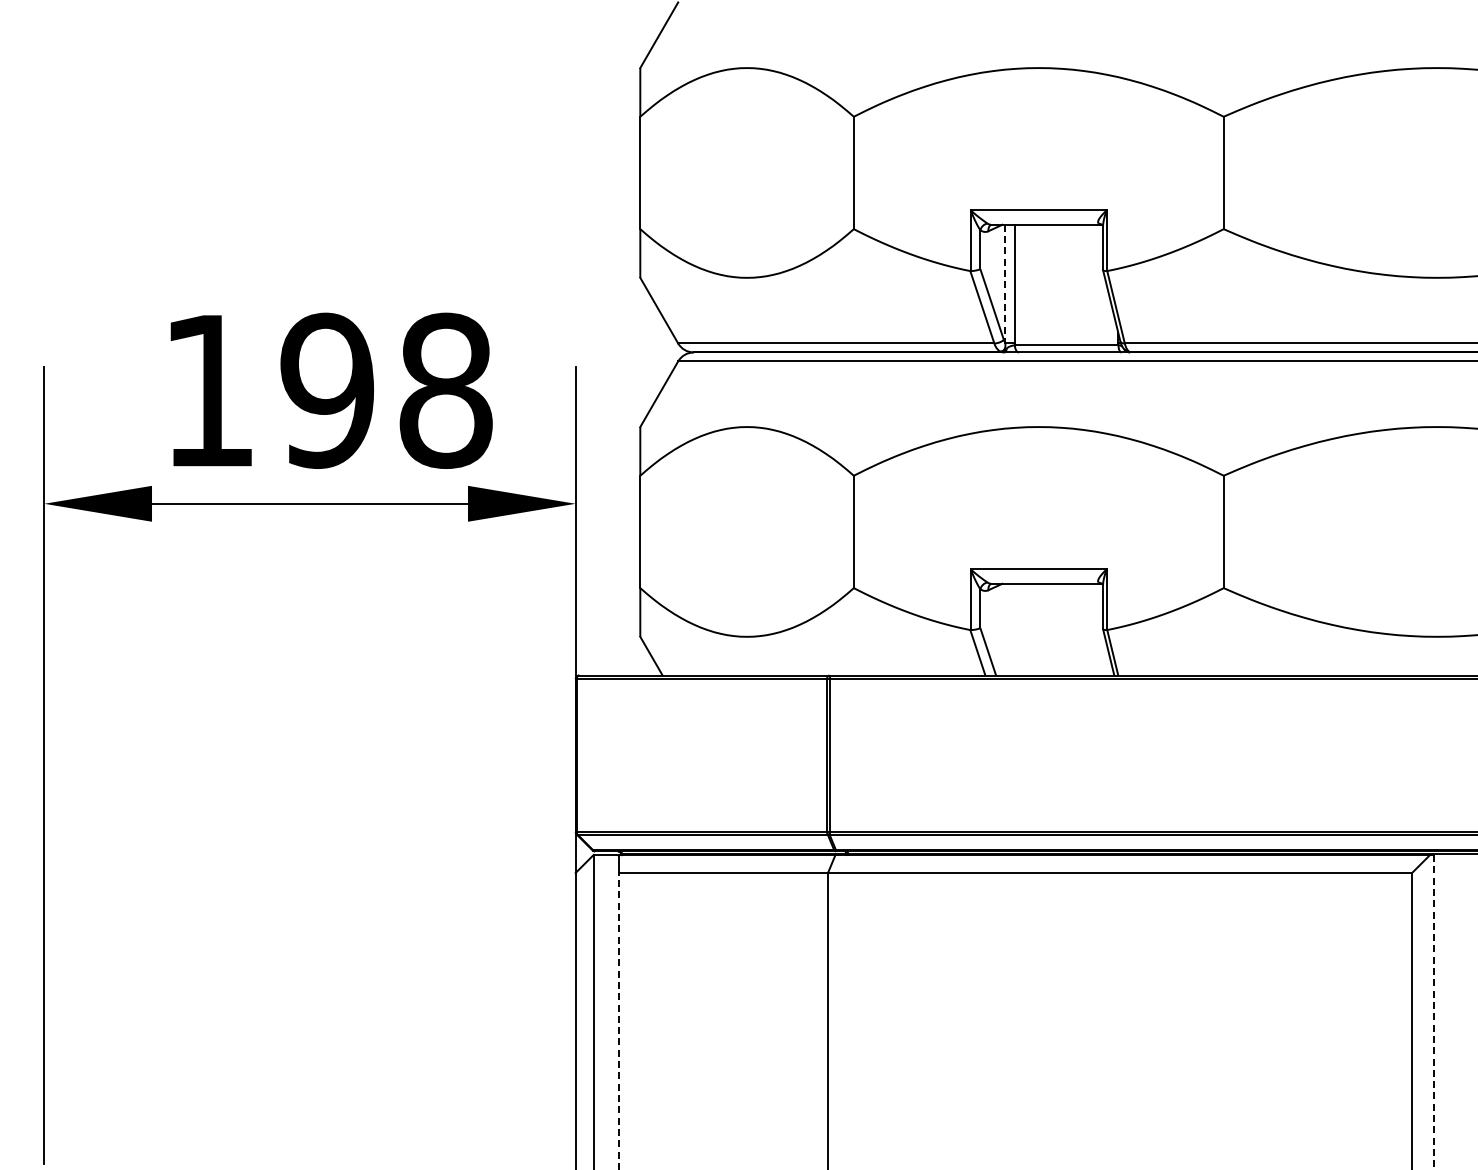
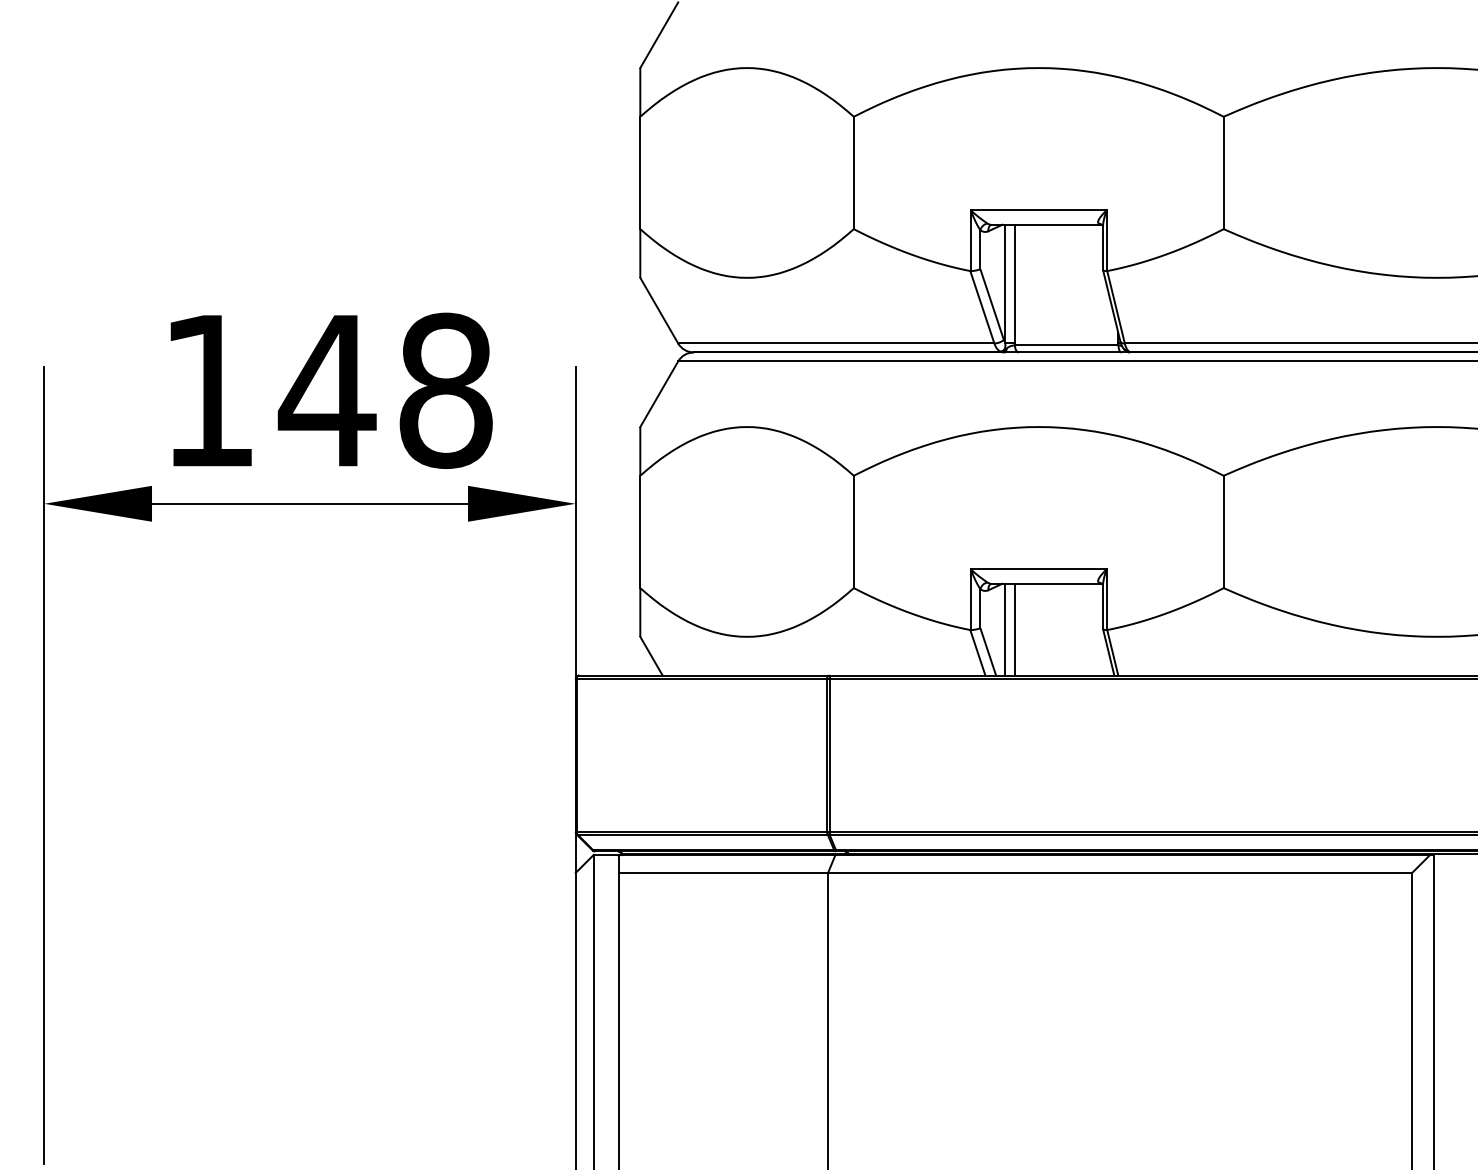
line: dashed -> solid (1005, 283)
text: 198 -> 148 (326, 390)
line: none -> present (1005, 629)
line: none -> present (1015, 629)
line: dashed -> solid (1433, 1012)
line: dashed -> solid (618, 1020)
